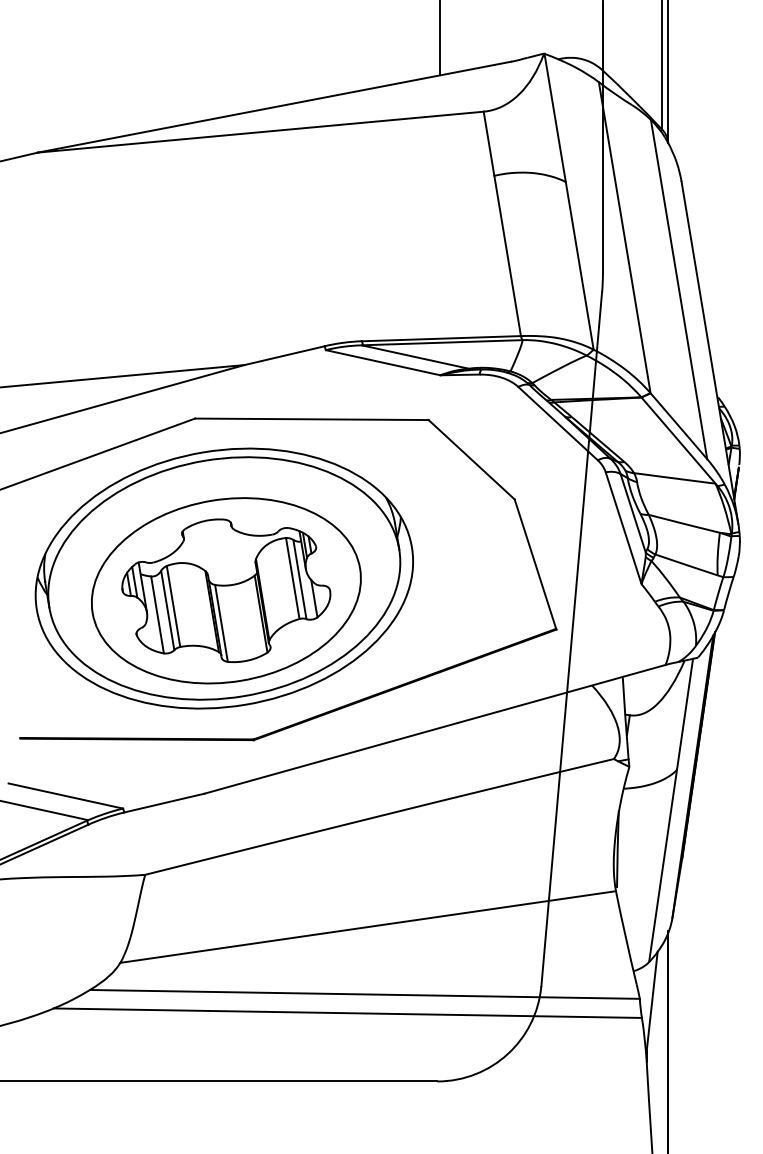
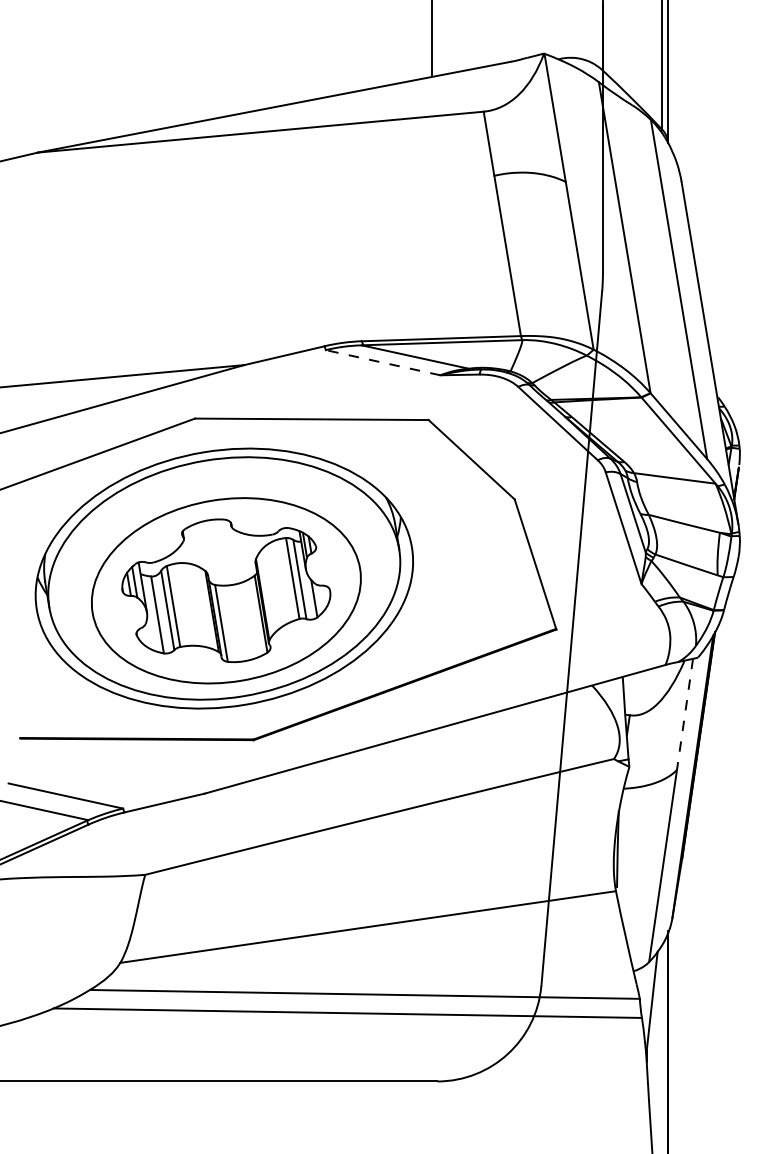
line position: (440, 38) -> (432, 38) (432, 38)
line: solid -> dashed (383, 362)
line: solid -> dashed (684, 714)
